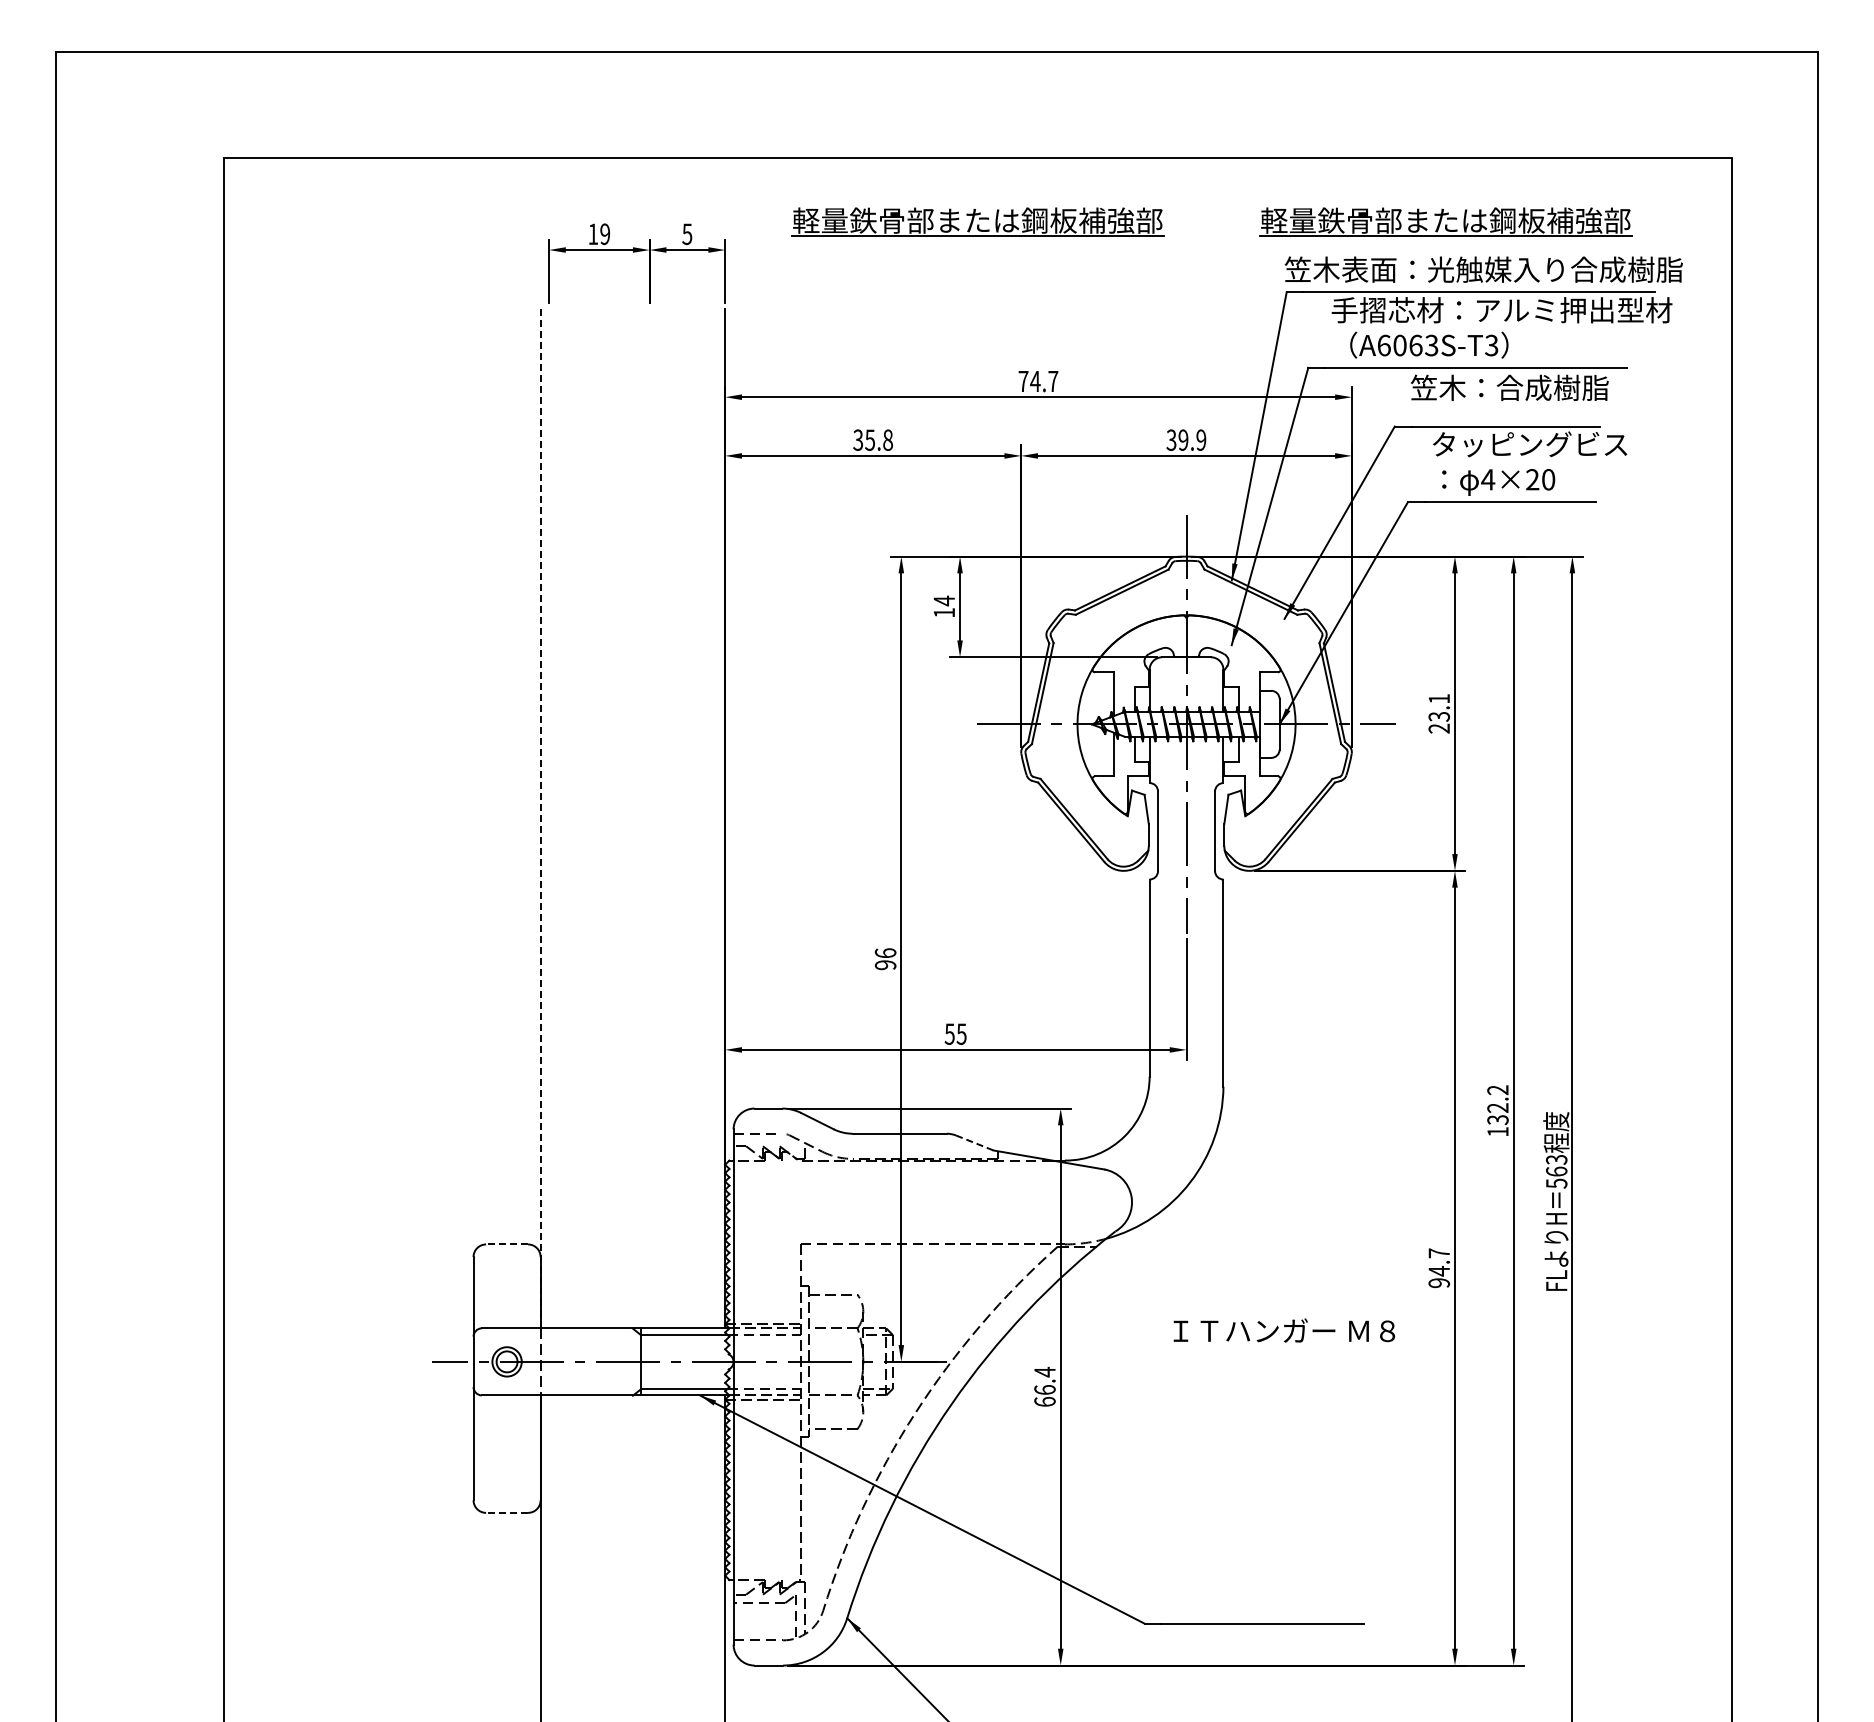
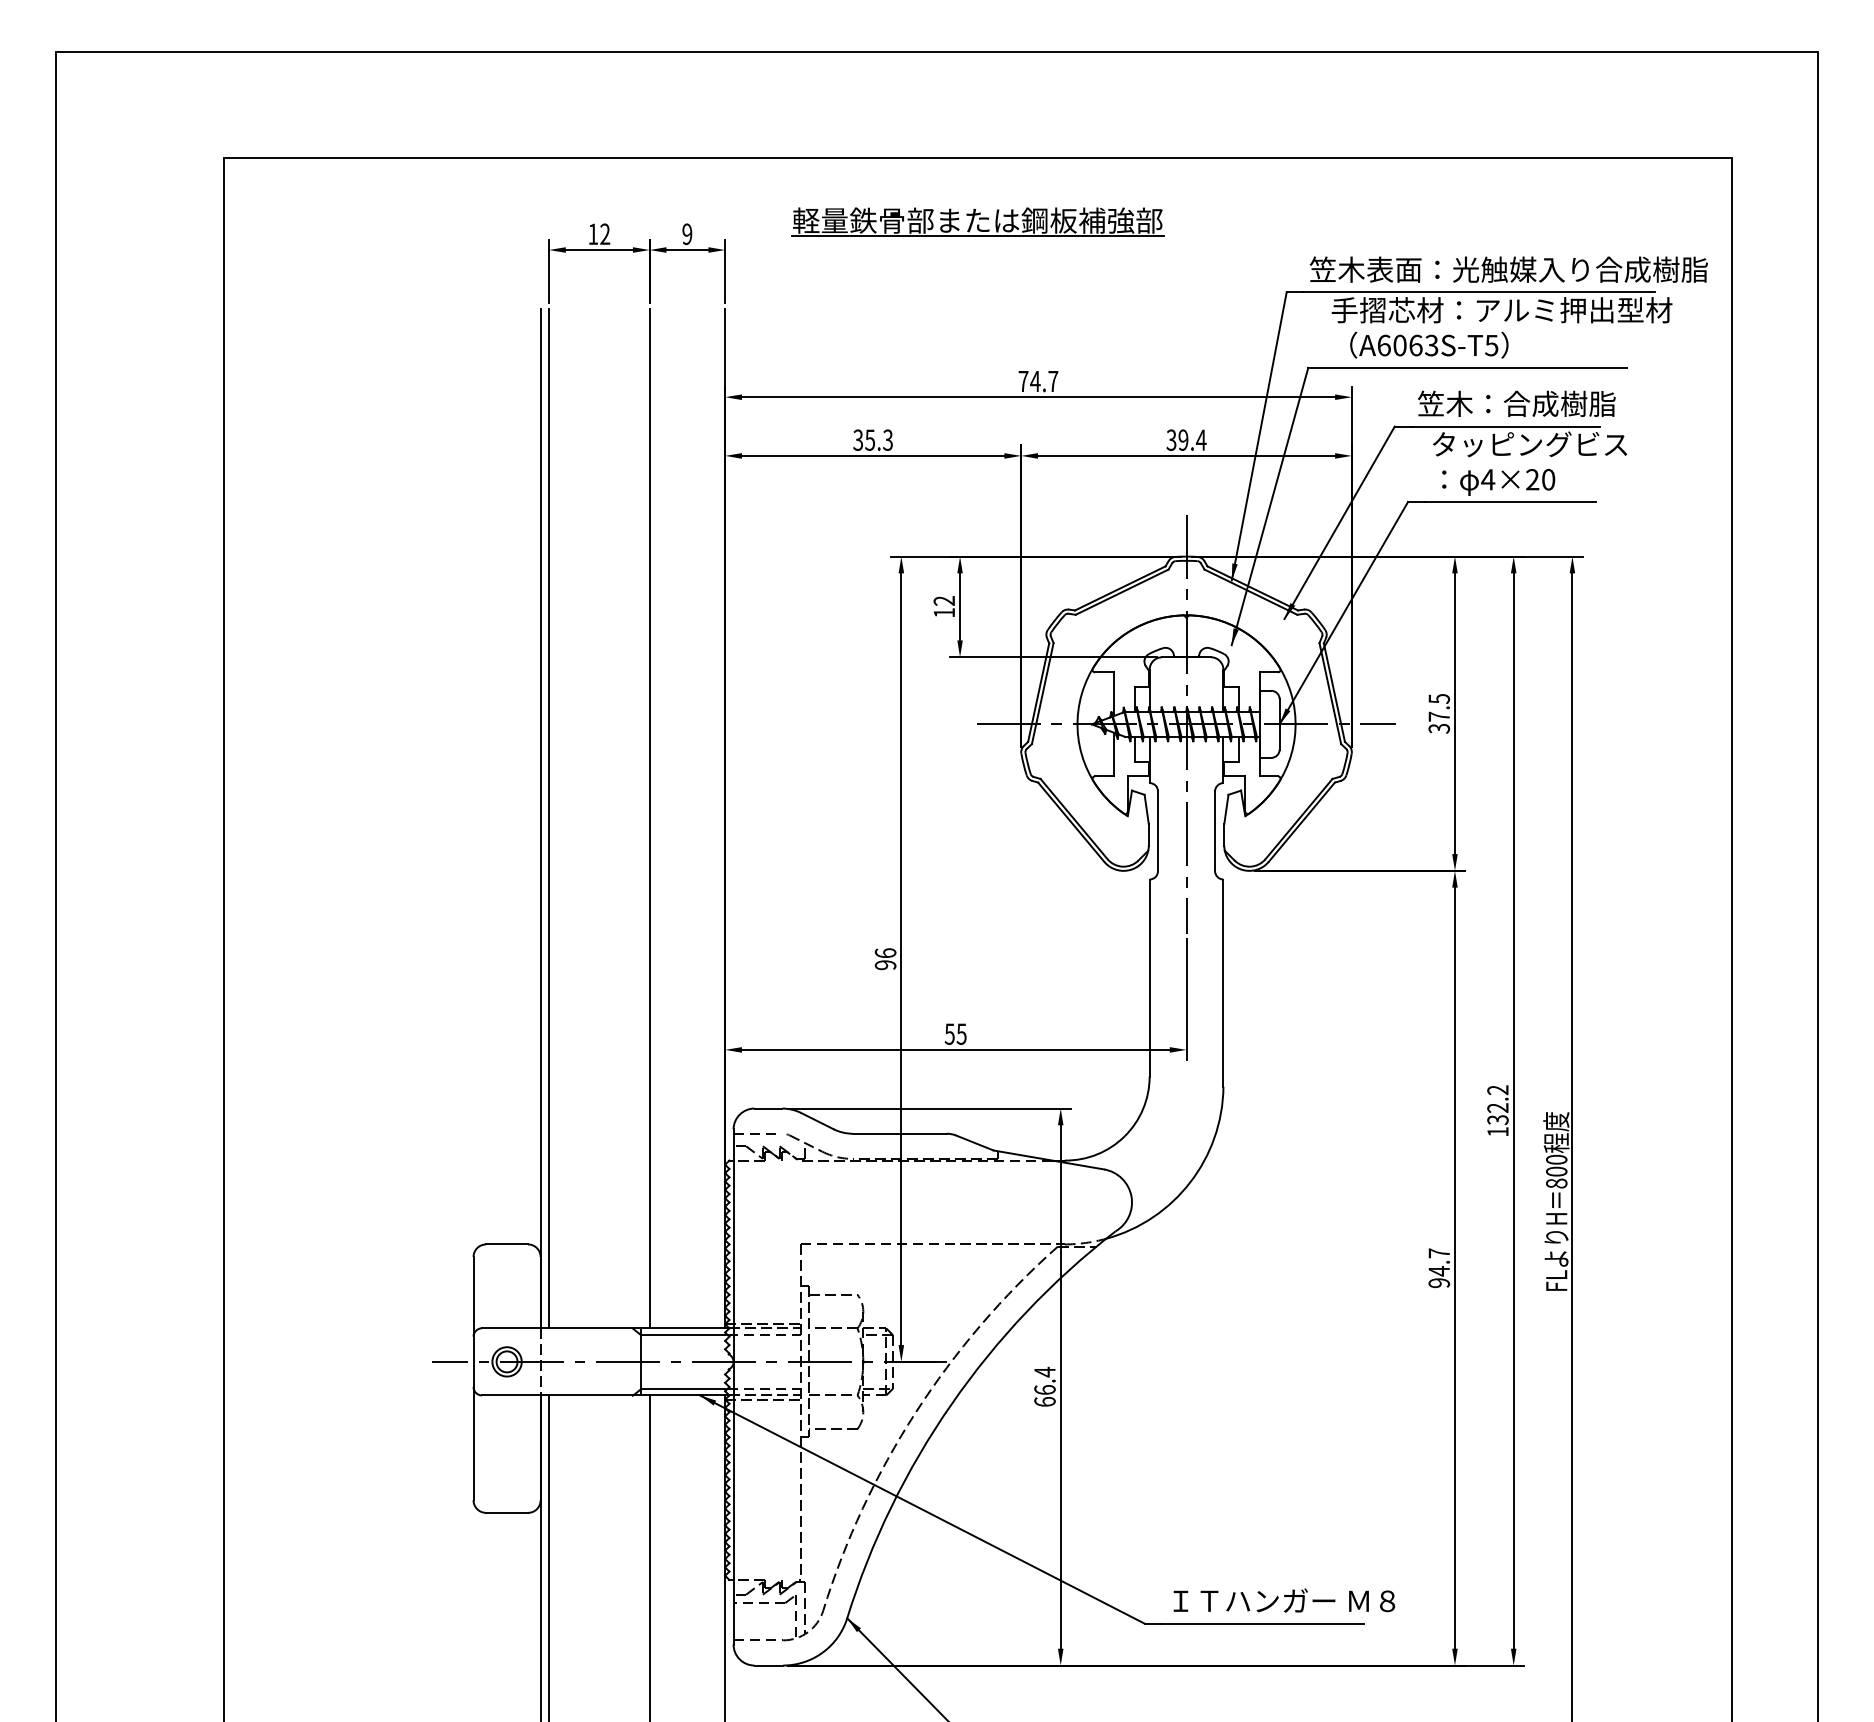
part: present -> none (1445, 221)
text: 5 -> 9 (687, 233)
text: 19 -> 12 (605, 234)
text position: (1483, 269) -> (1508, 269) (1508, 269)
text: A6063S-T3 -> A6063S-T5 (1491, 344)
text position: (1509, 387) -> (1516, 403) (1516, 403)
text: 35.8 -> 35.3 (888, 439)
text: 39.9 -> 39.4 (1201, 439)
text: 14 -> 12 (943, 600)
text: 23.1 -> 37.5 (1439, 713)
line: dashed -> solid (540, 818)
line: none -> present (549, 818)
line: none -> present (649, 818)
line: dashed -> solid (975, 1143)
text: 563 -> 800 (1556, 1171)
line: dashed -> solid (507, 1244)
text position: (1284, 1330) -> (1284, 1600) (1284, 1600)
line: dashed -> solid (507, 1512)
line: none -> present (549, 1556)
line: none -> present (649, 1556)
